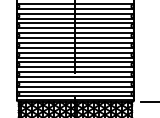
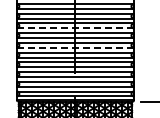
line: solid -> dashed (74, 28)
line: solid -> dashed (74, 47)
